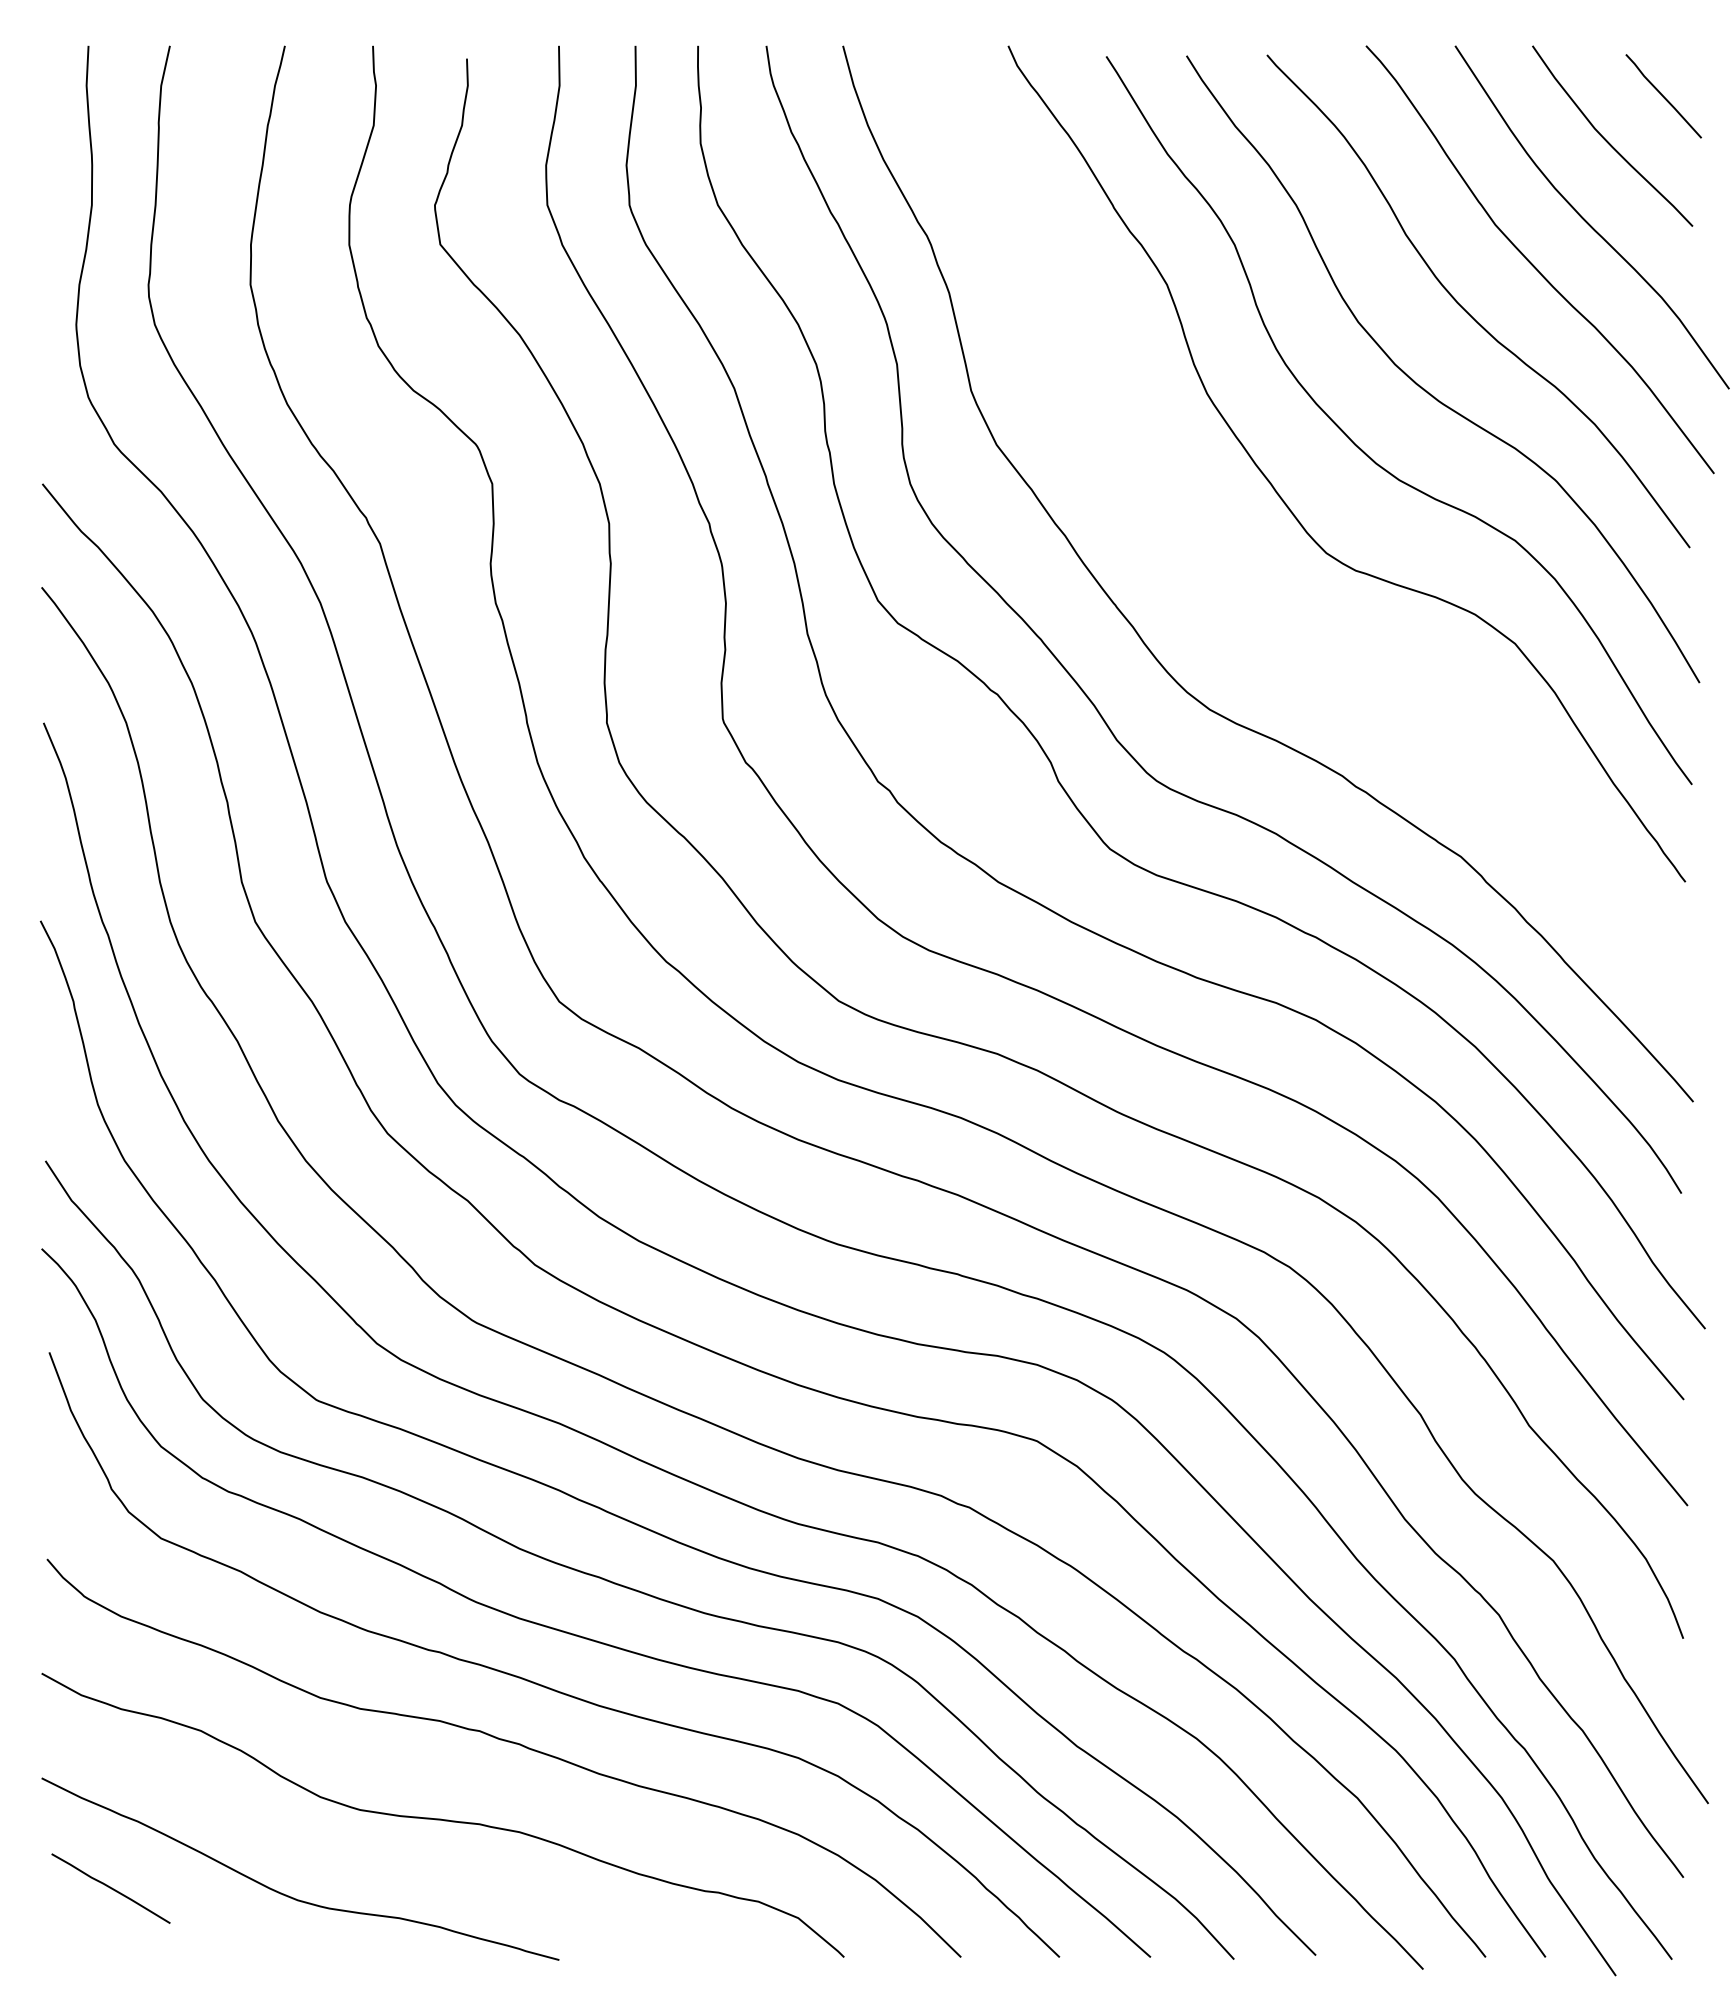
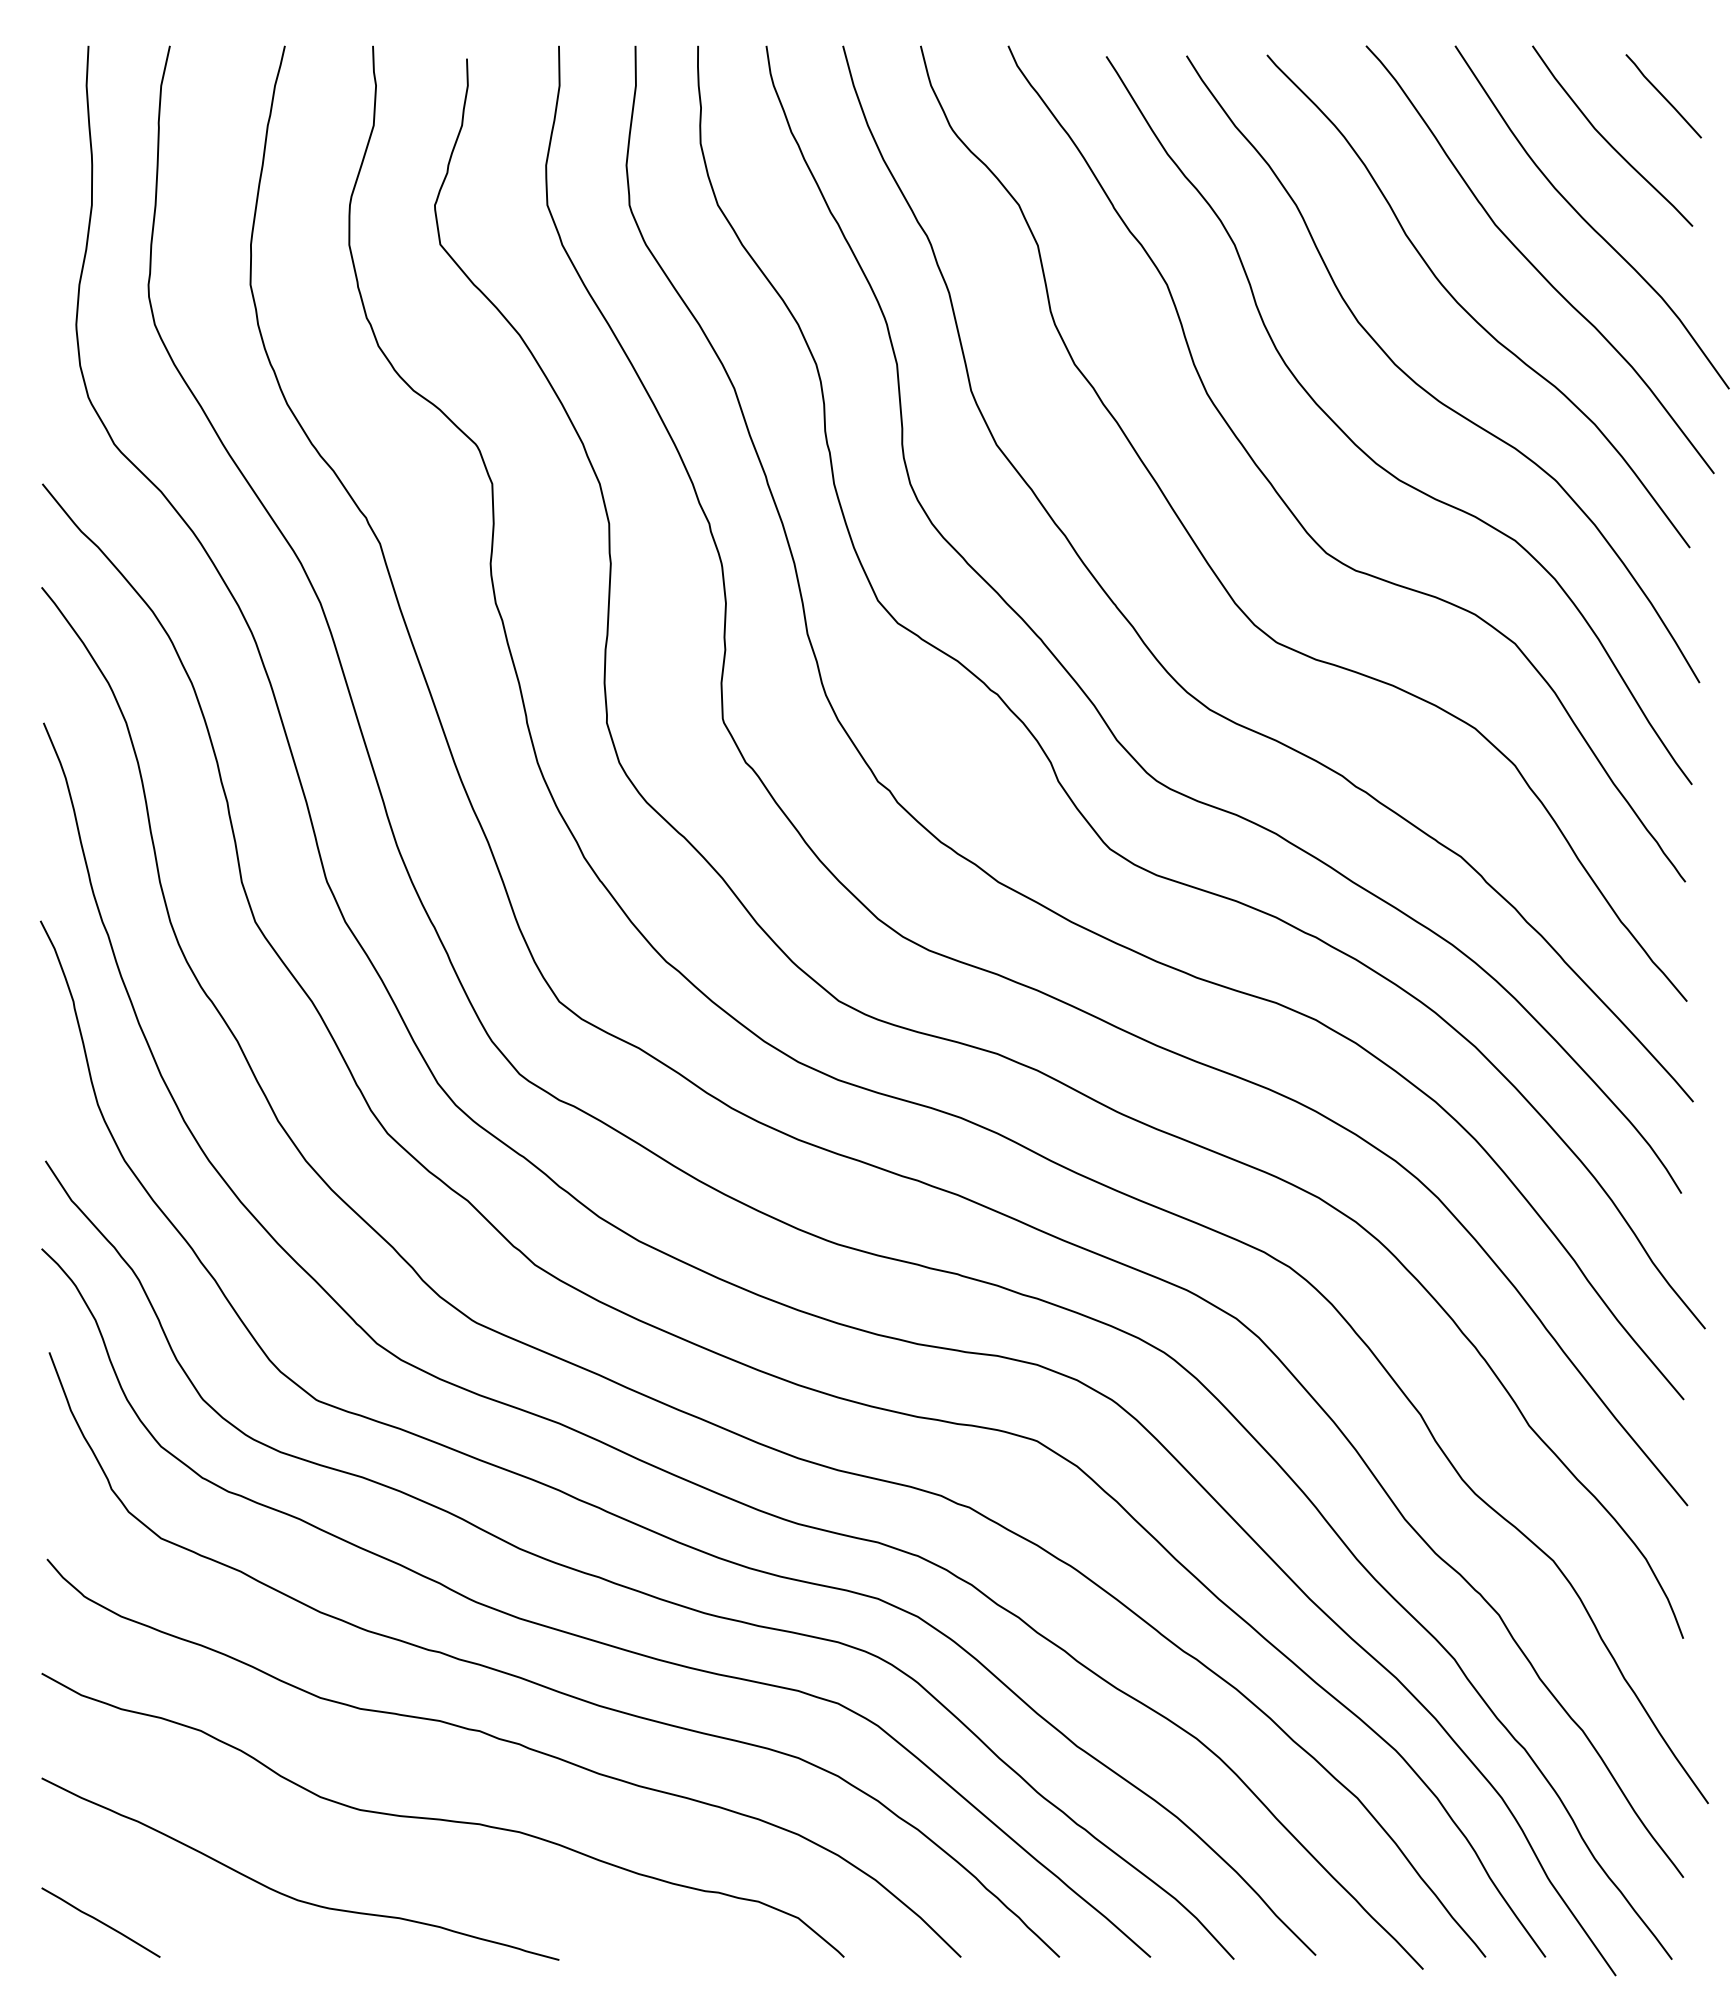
curve: none -> present (1219, 578)
line position: (110, 1888) -> (100, 1922) (100, 1922)
